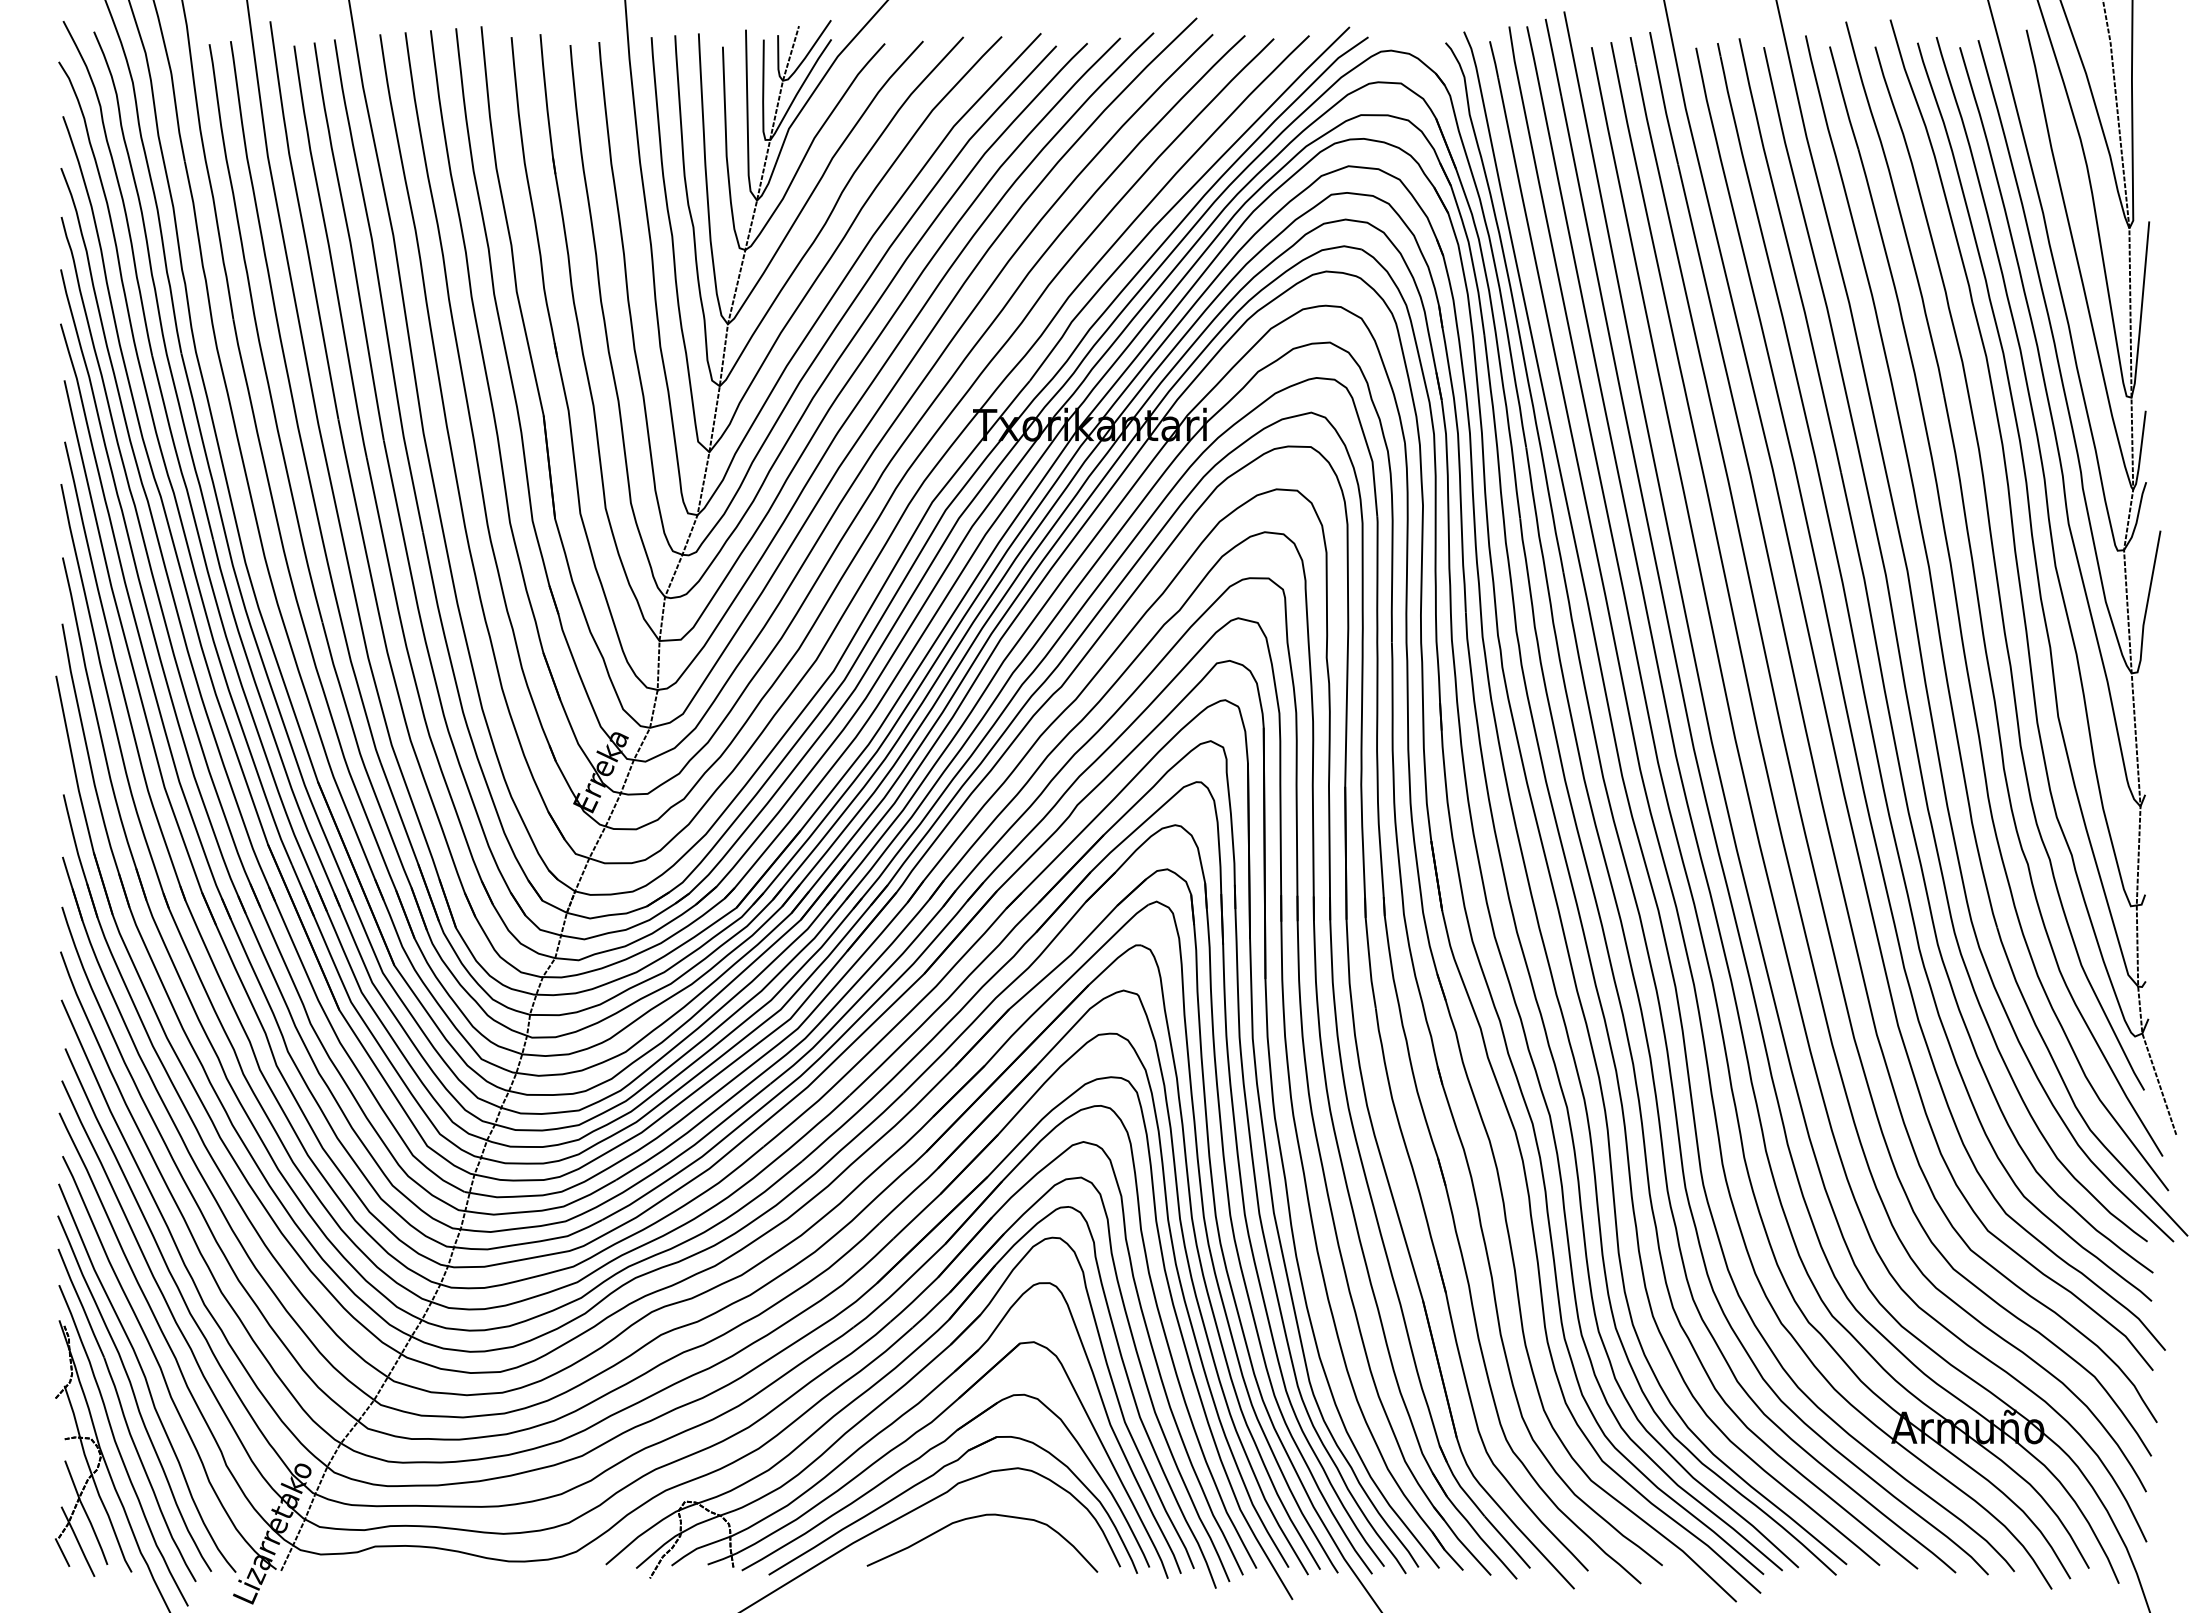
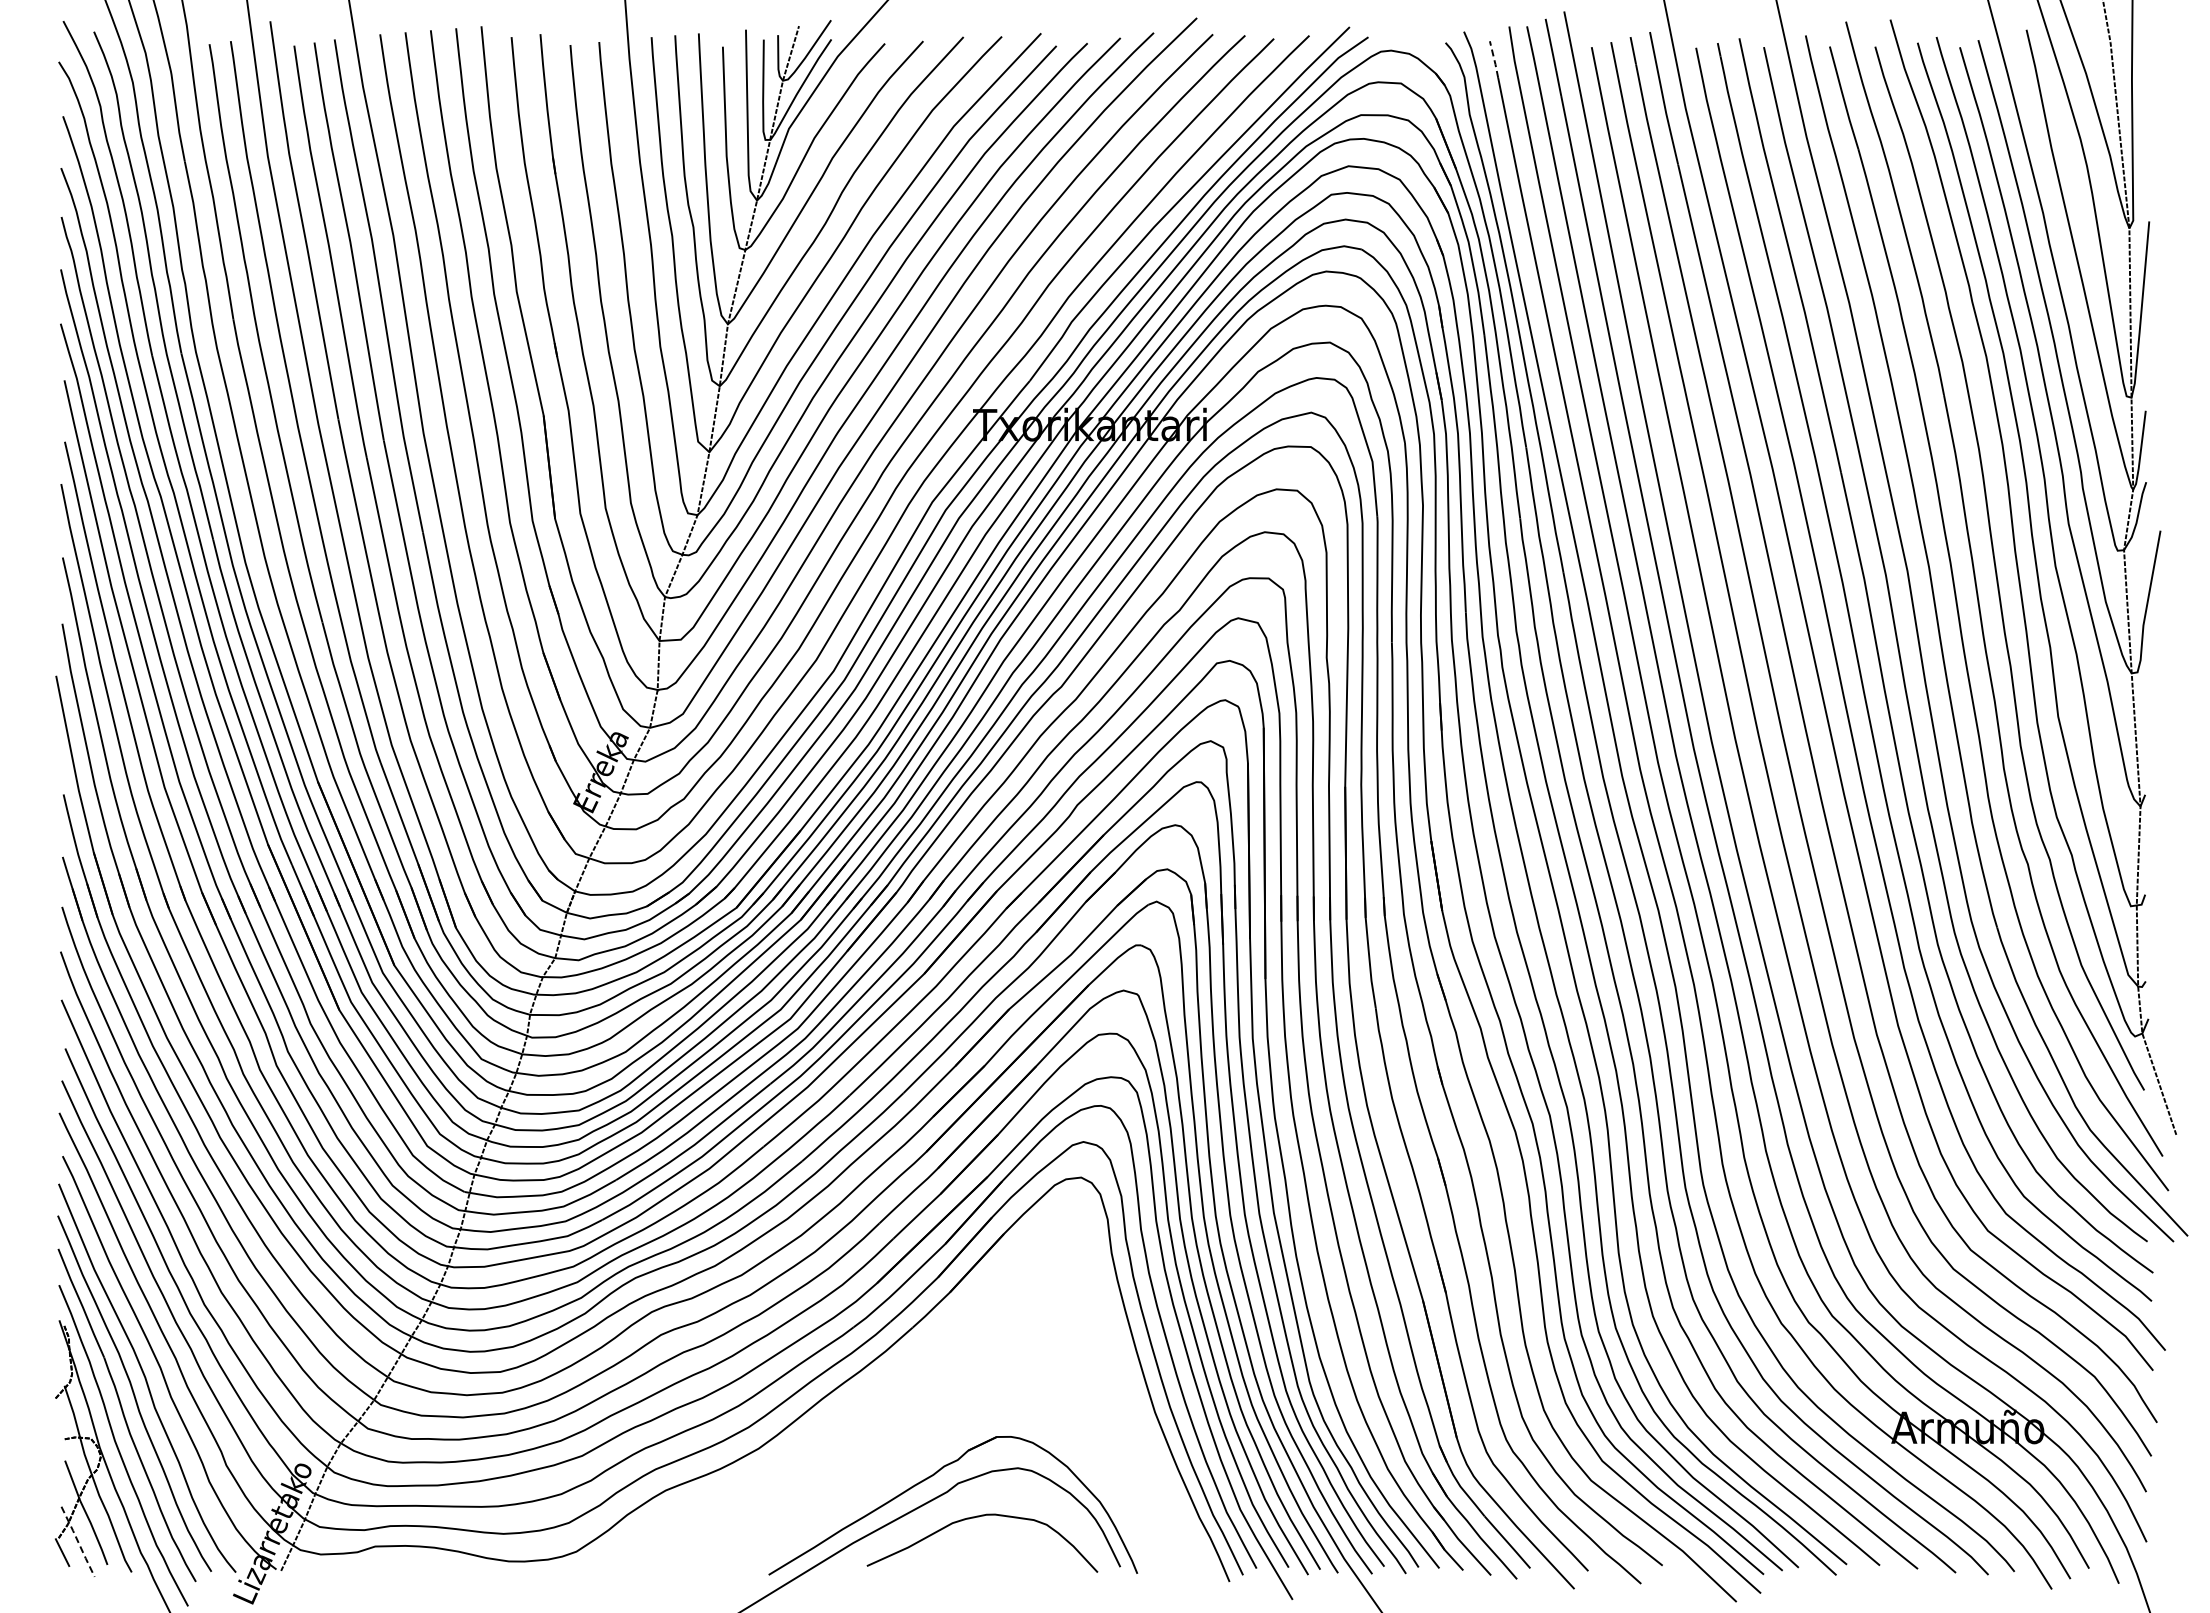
line: solid -> dashed (1494, 59)
part: present -> none (916, 1403)
line: solid -> dashed (78, 1542)
